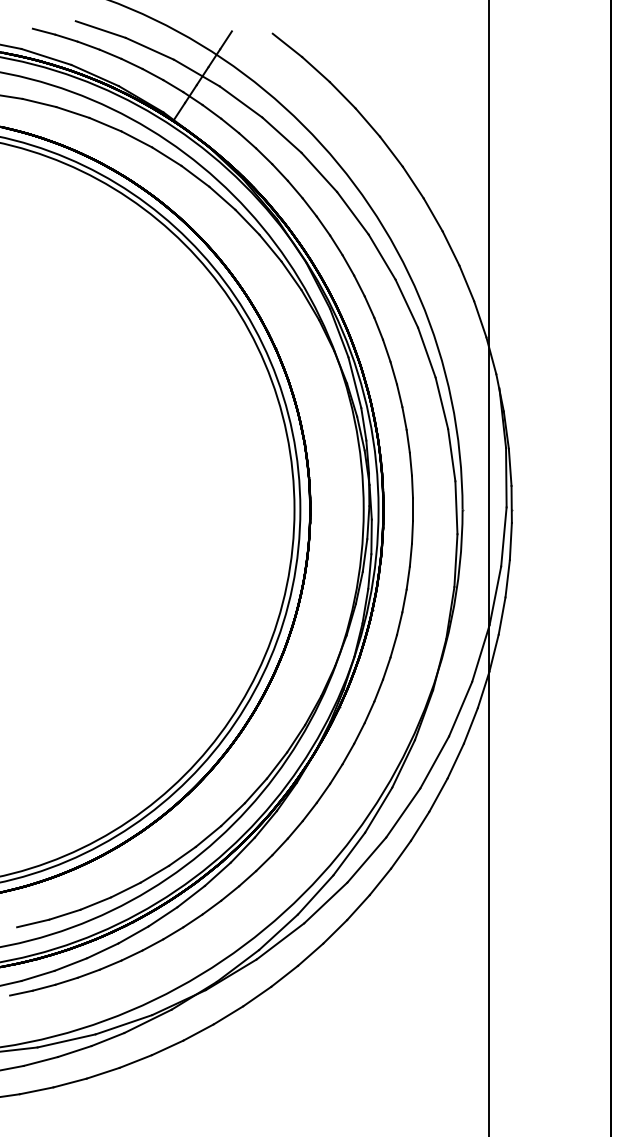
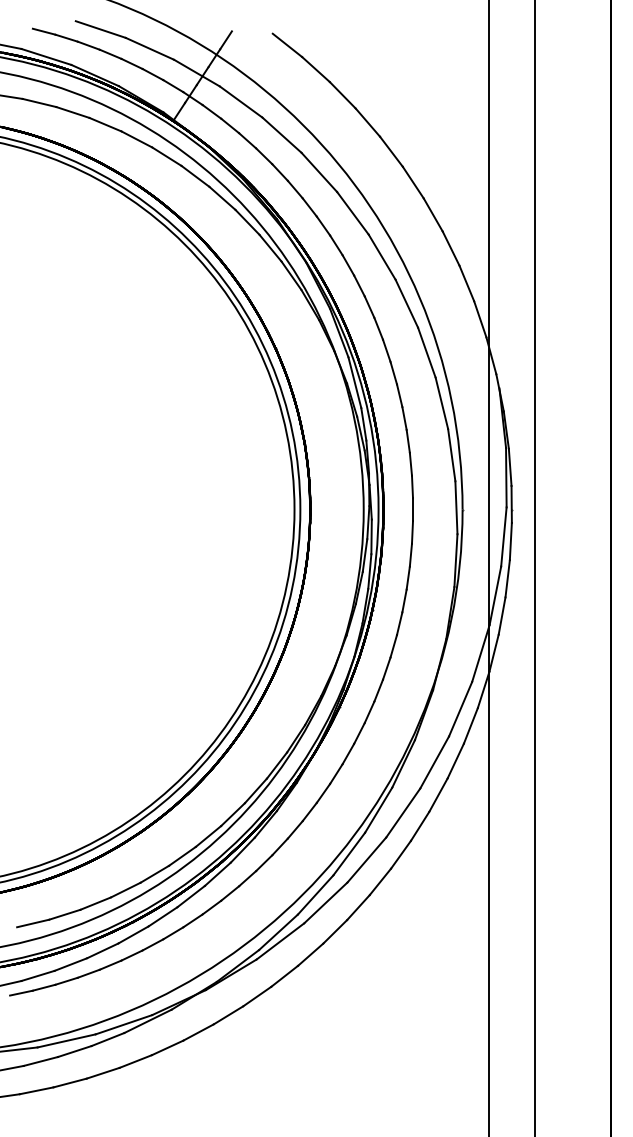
line: none -> present (535, 567)
